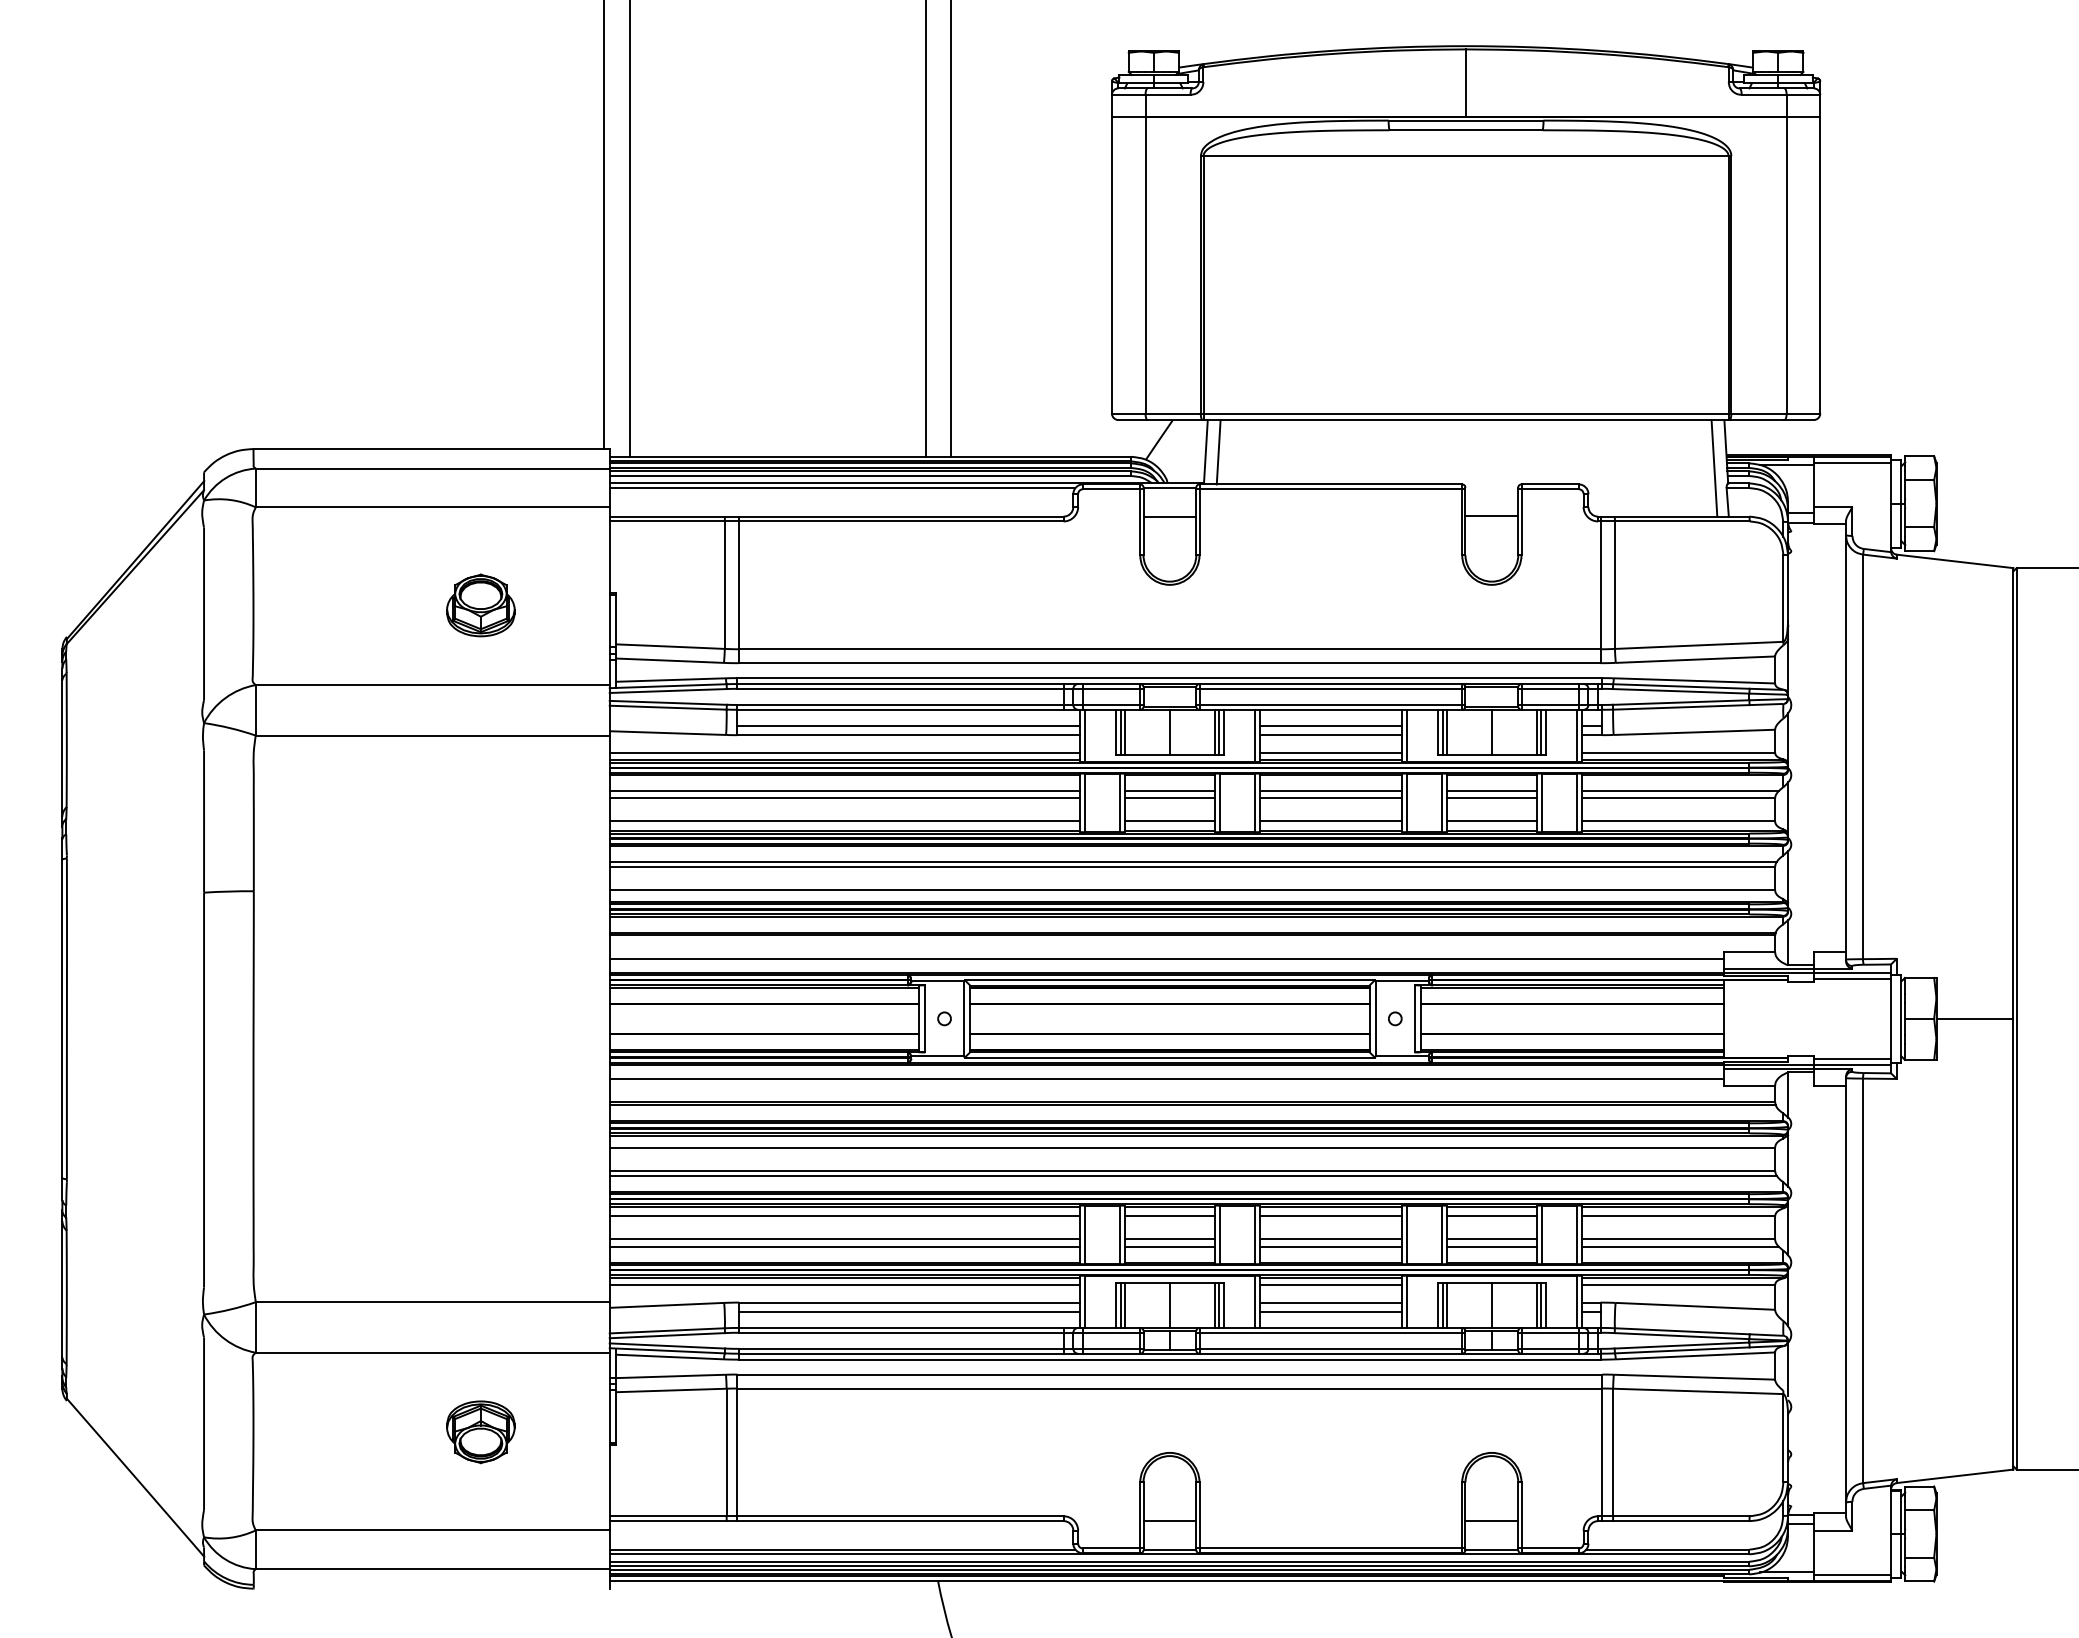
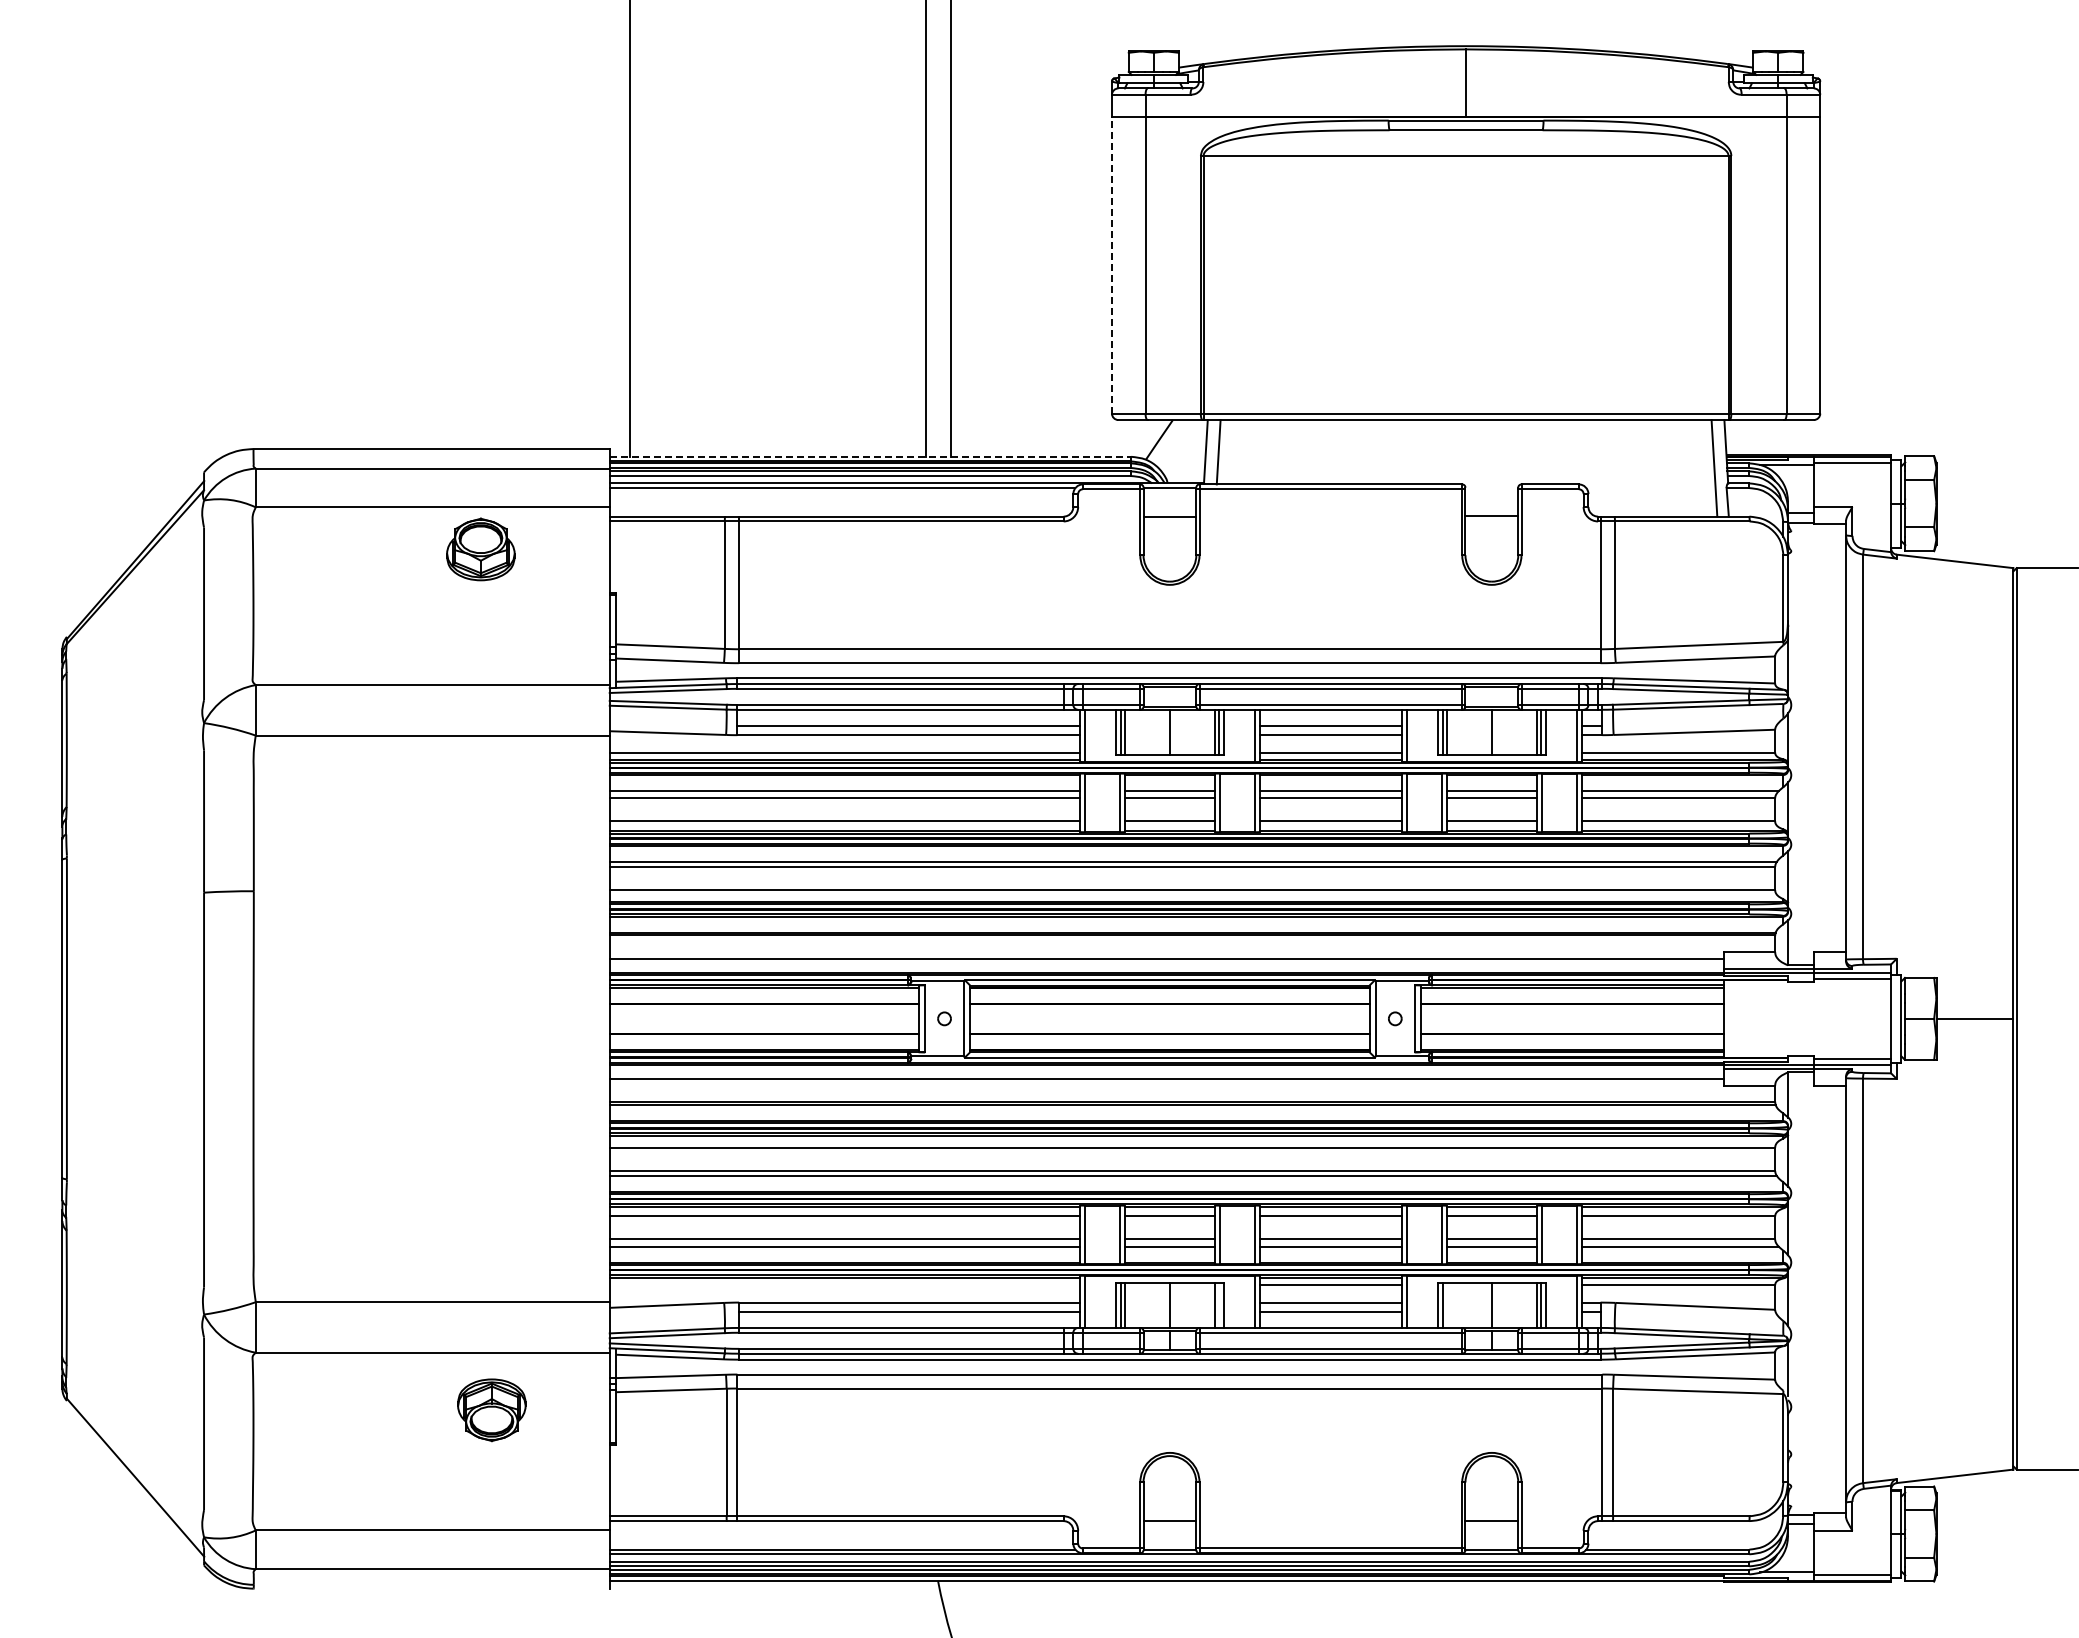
line: present -> none (604, 225)
line: solid -> dashed (1111, 265)
line: solid -> dashed (870, 456)
part position: (480, 605) -> (480, 549) (480, 549)
line: present -> none (844, 1285)
line: present -> none (1218, 1304)
line: present -> none (1446, 1304)
part position: (480, 1432) -> (491, 1410) (491, 1410)
